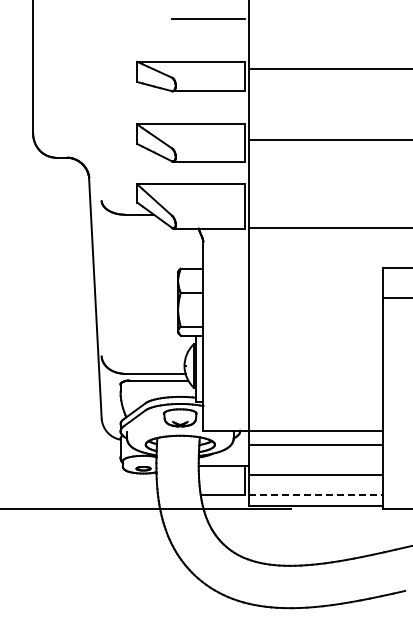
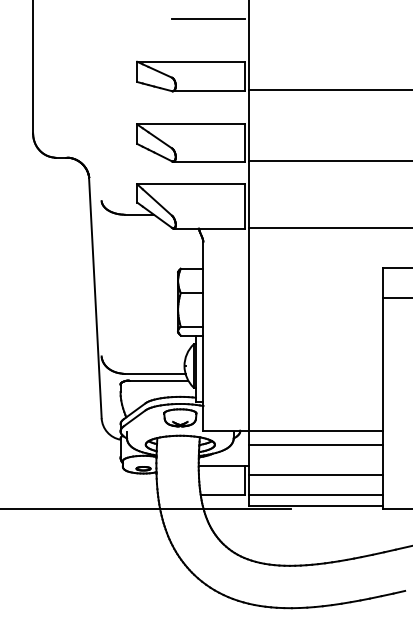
line position: (329, 69) -> (329, 90) (329, 90)
line position: (329, 139) -> (329, 160) (329, 160)
line: dashed -> solid (316, 495)
